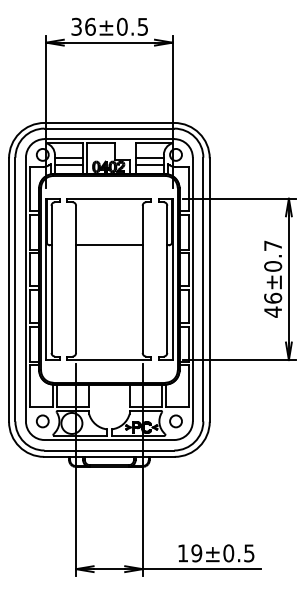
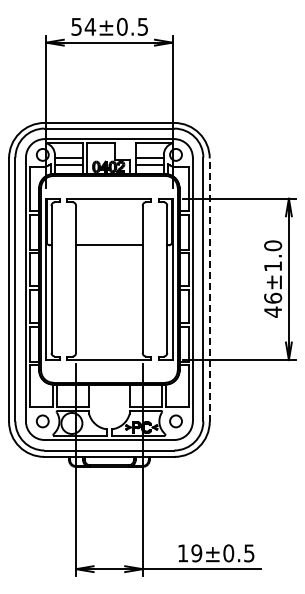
text: 36±0.5 -> 54±0.5 (84, 26)
text: 46±0.7 -> 46±1.0 (273, 255)
line: solid -> dashed (209, 290)
